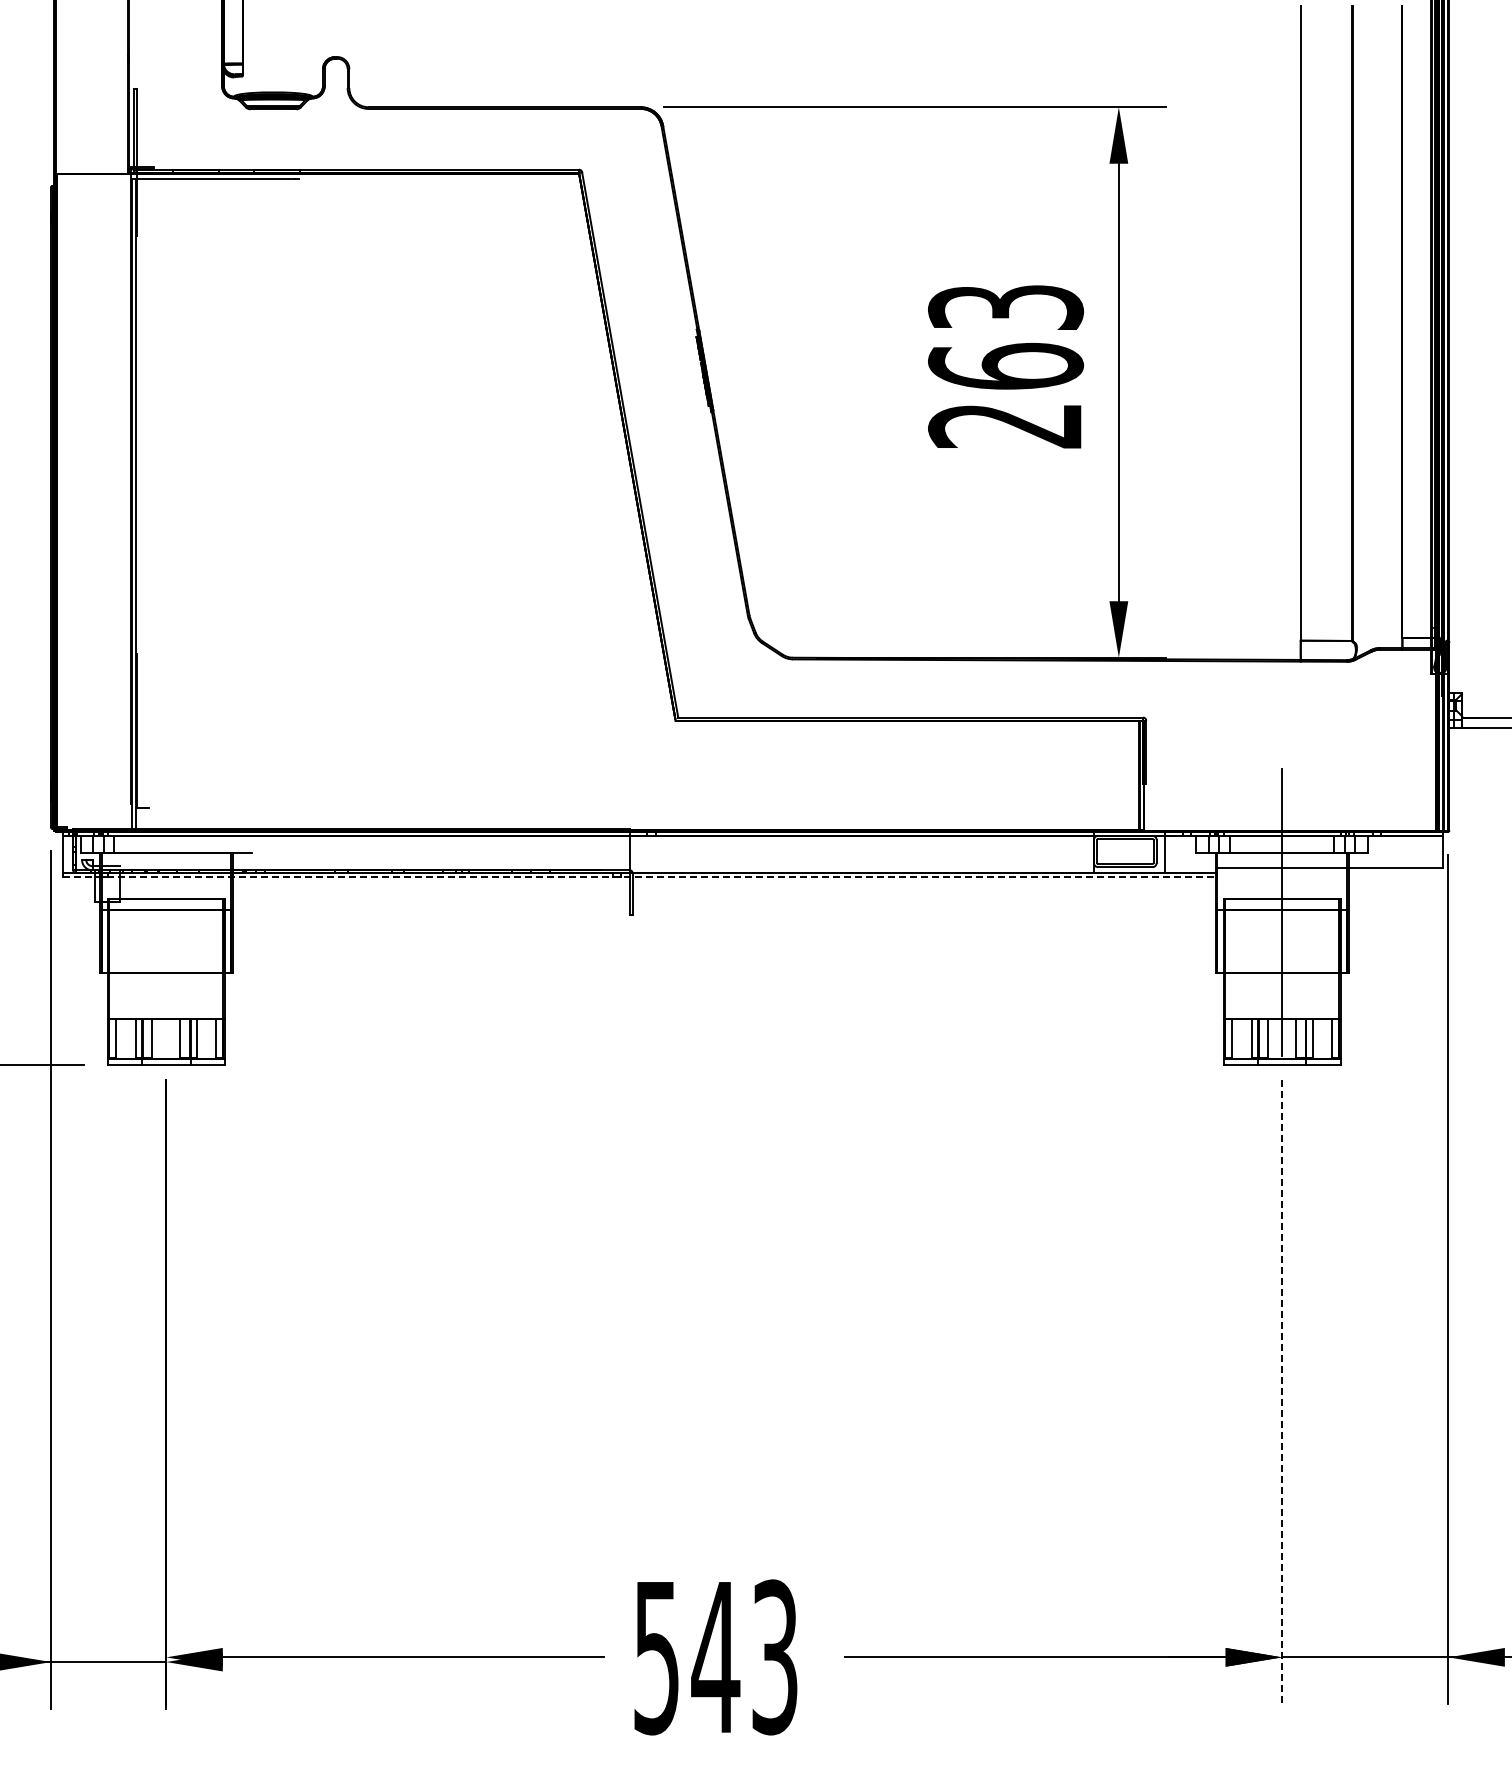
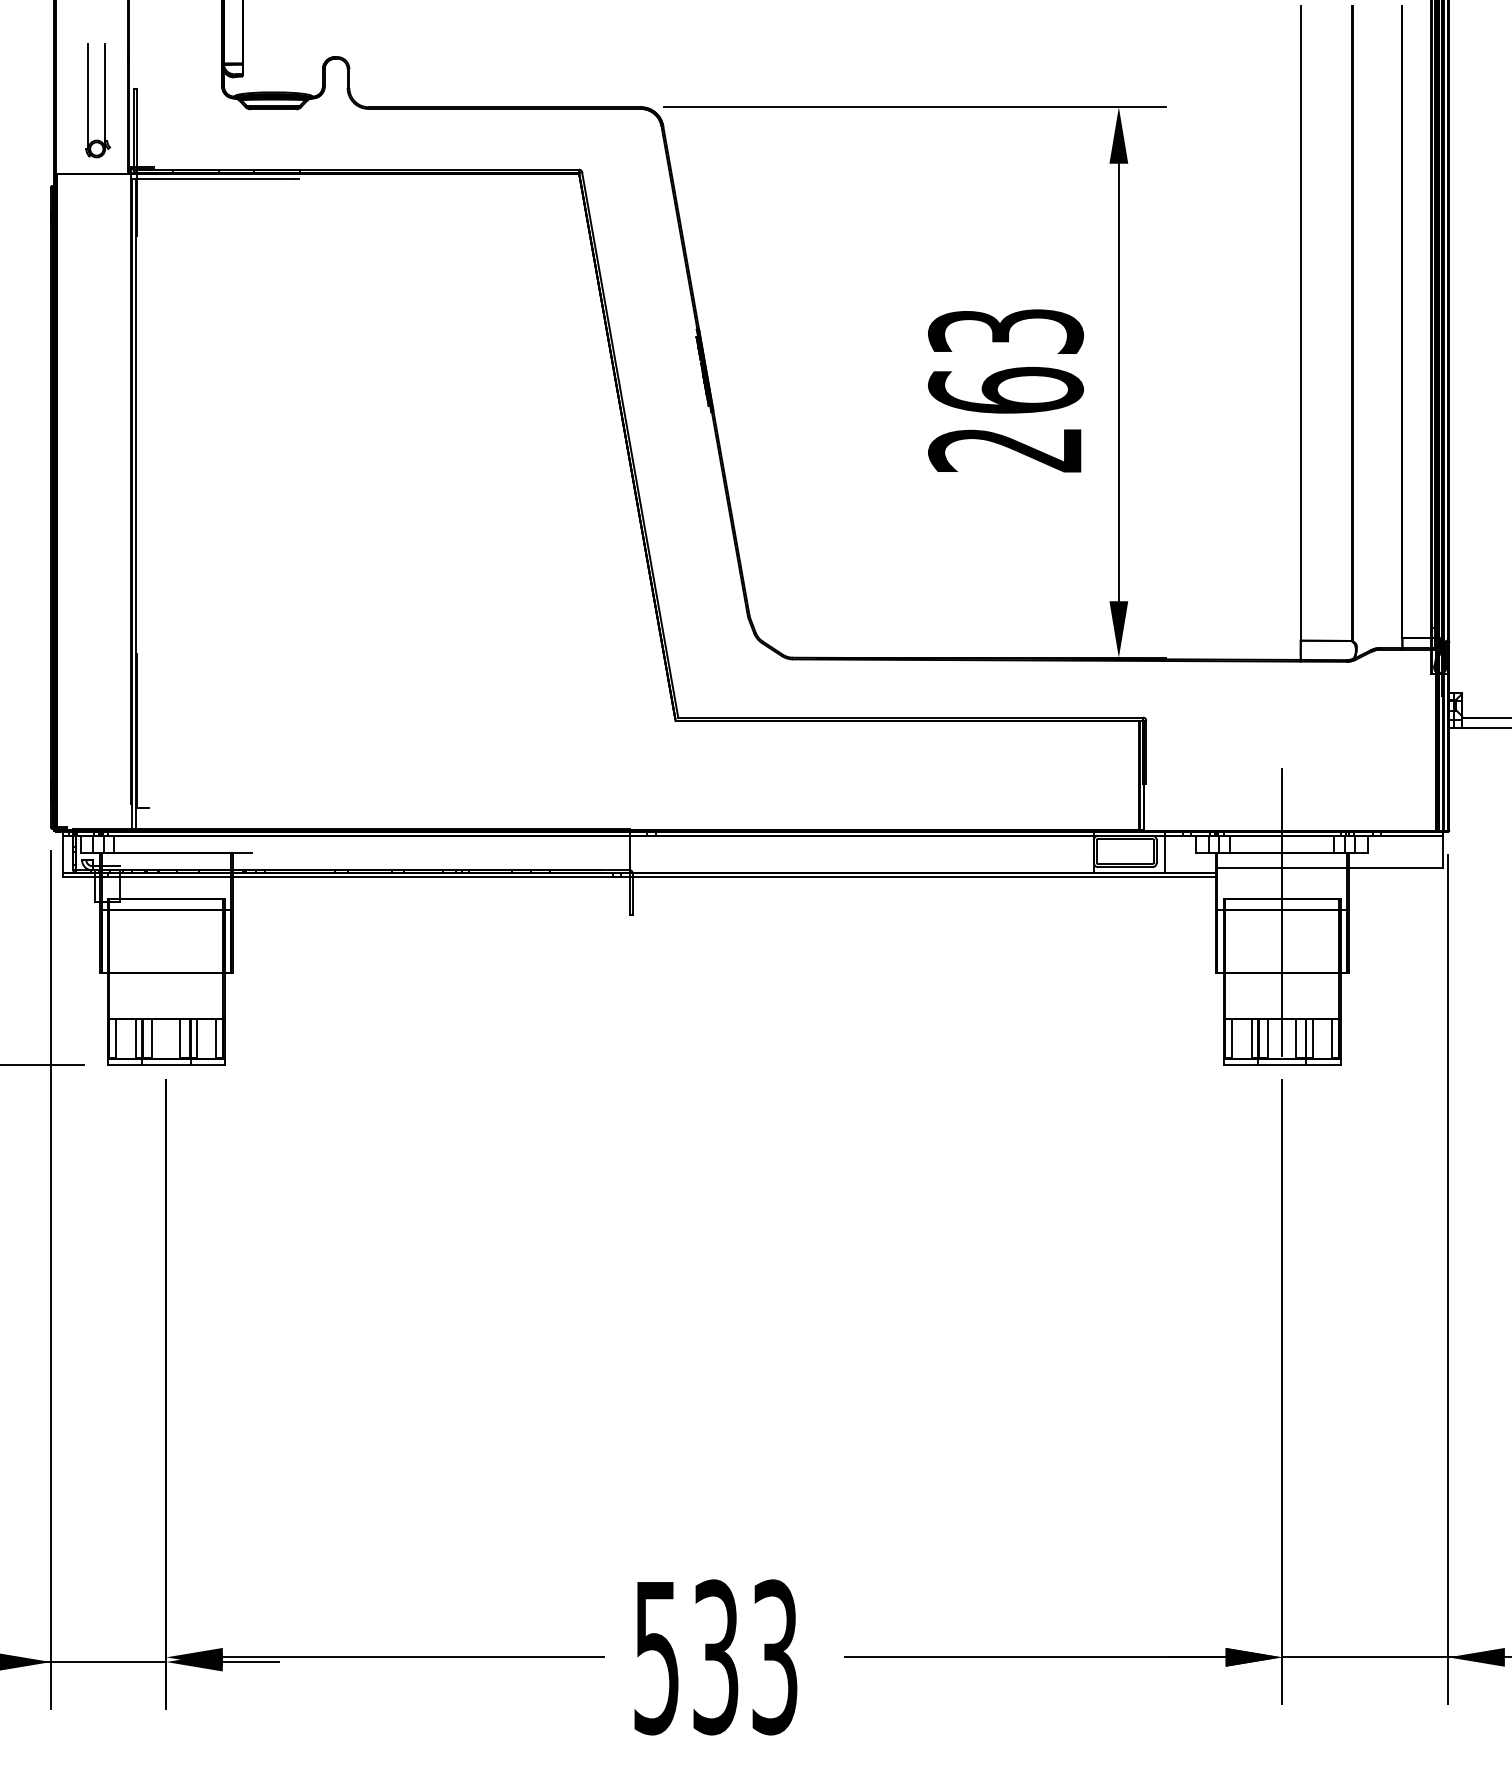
part: none -> present (104, 100)
text position: (1006, 366) -> (1006, 390) (1006, 390)
line: dashed -> solid (640, 877)
line: dashed -> solid (1282, 1392)
text: 543 -> 533 (715, 1657)
line: none -> present (250, 1662)
